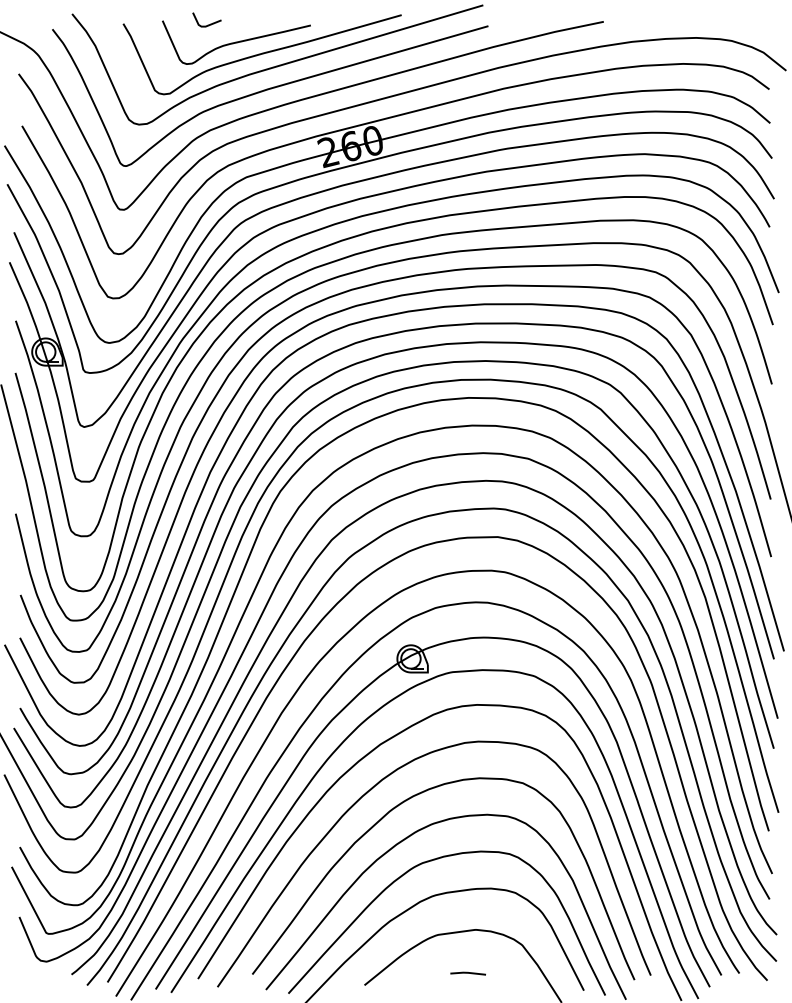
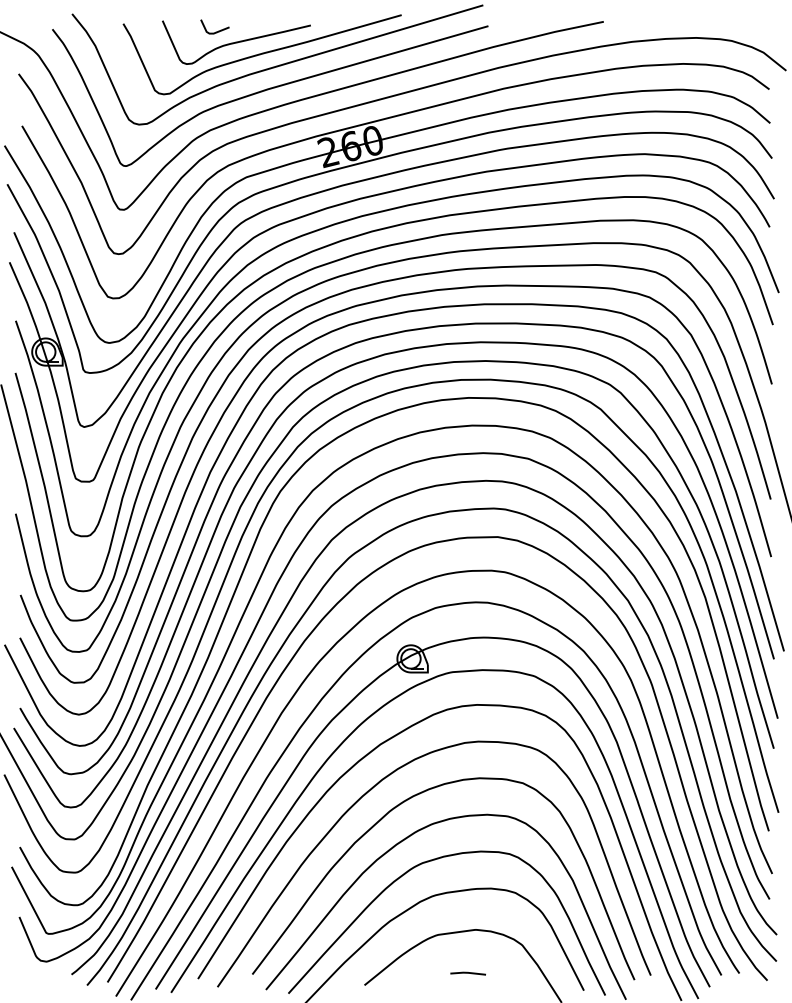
line position: (207, 24) -> (215, 31) (215, 31)
